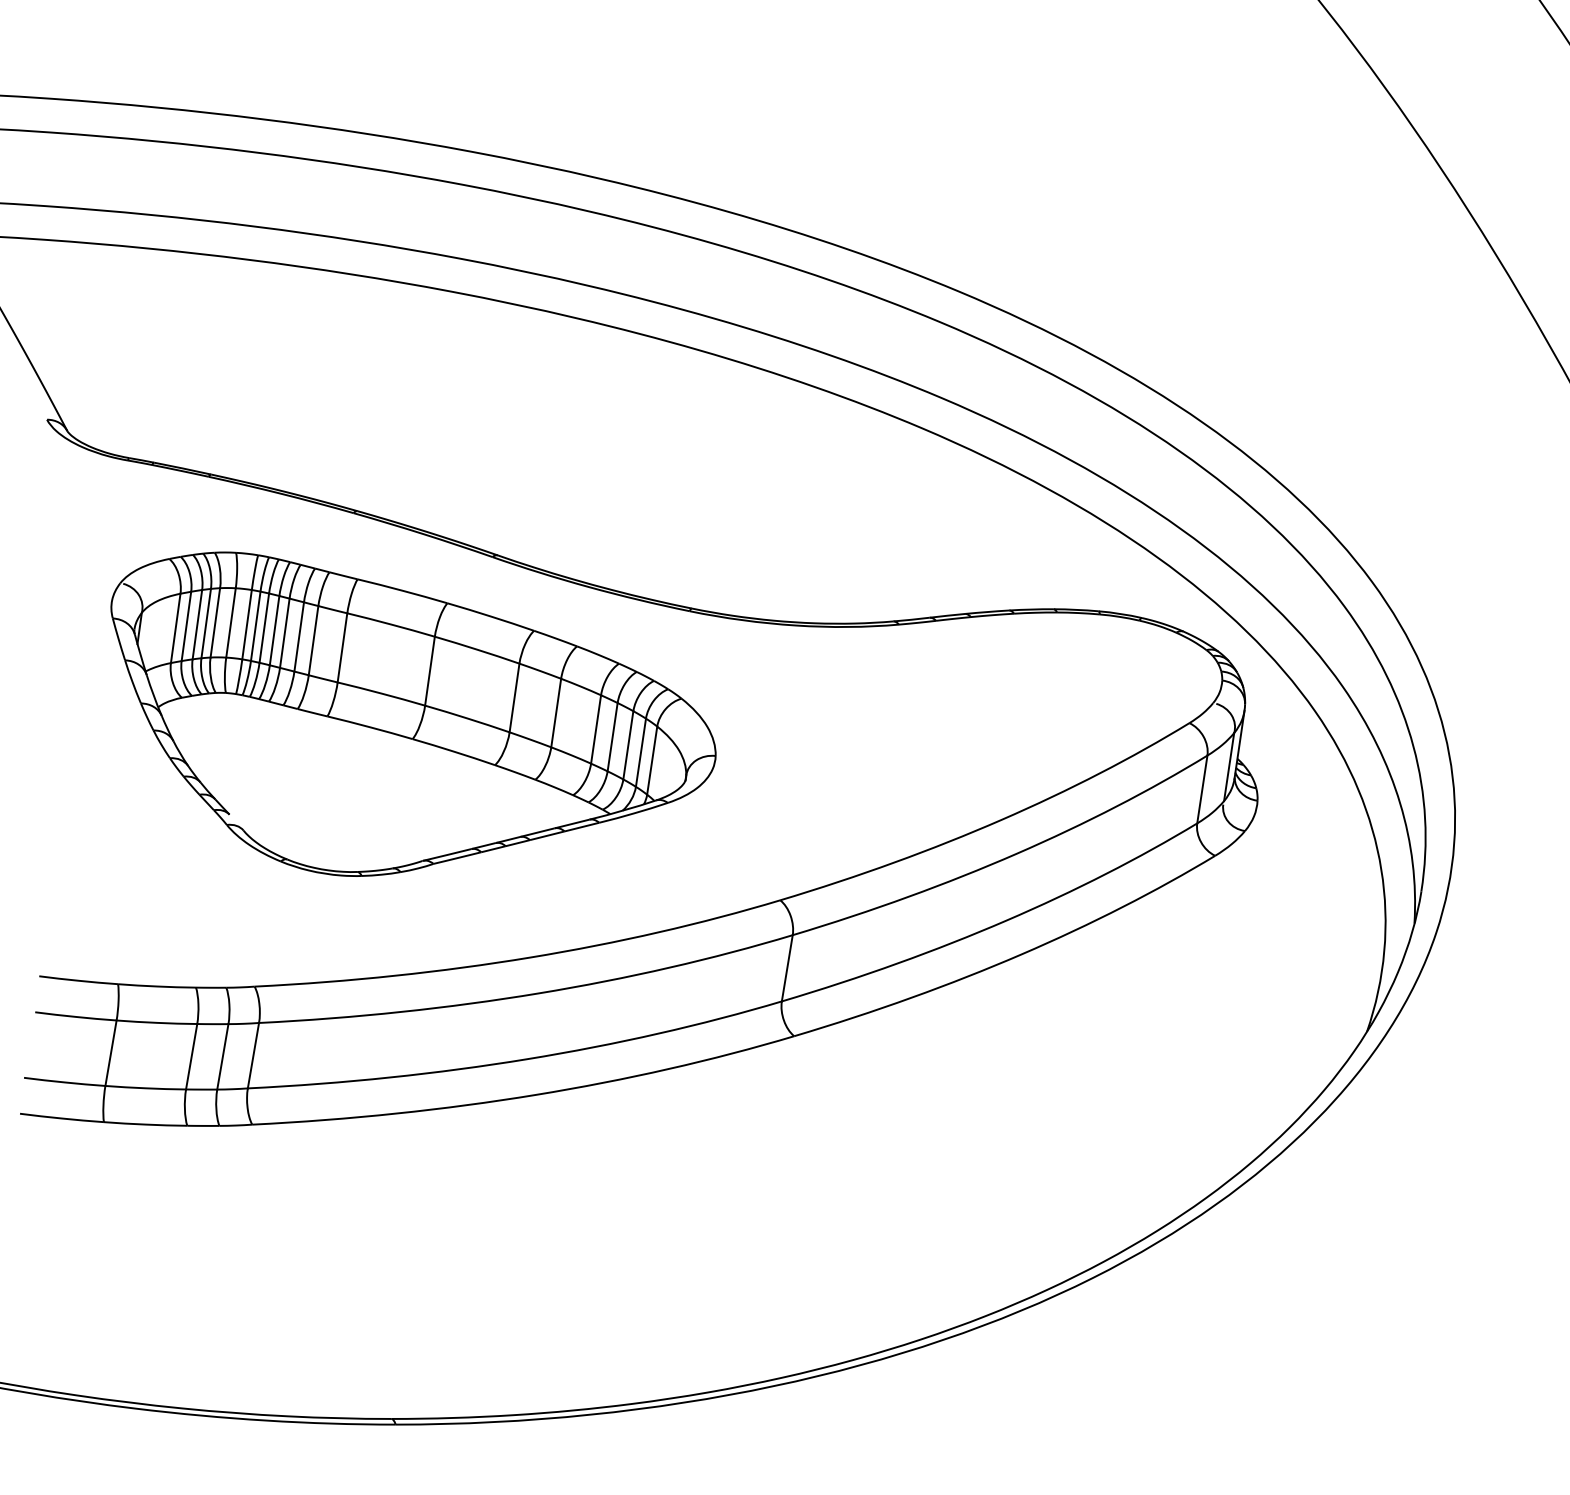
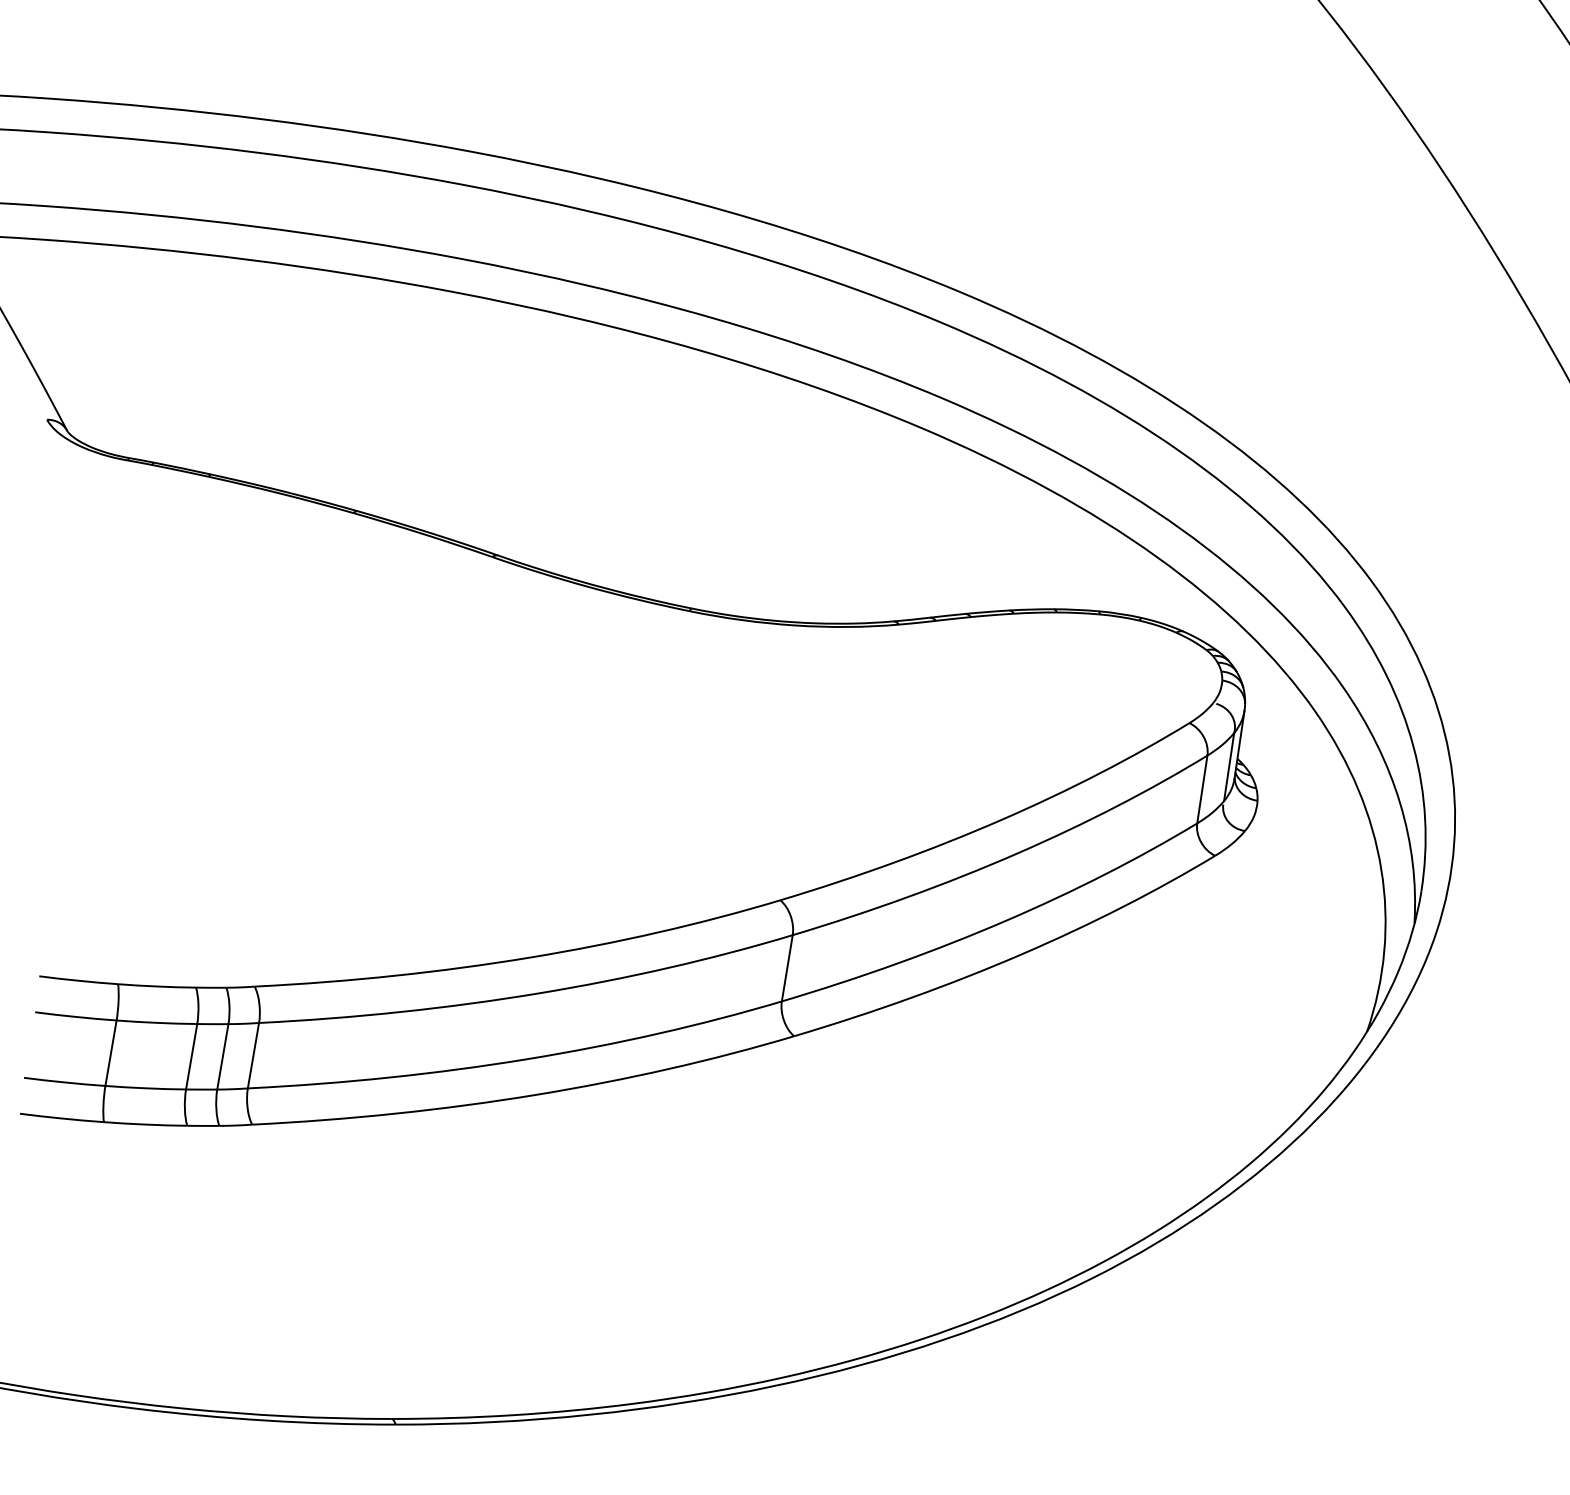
part: present -> none (413, 713)
